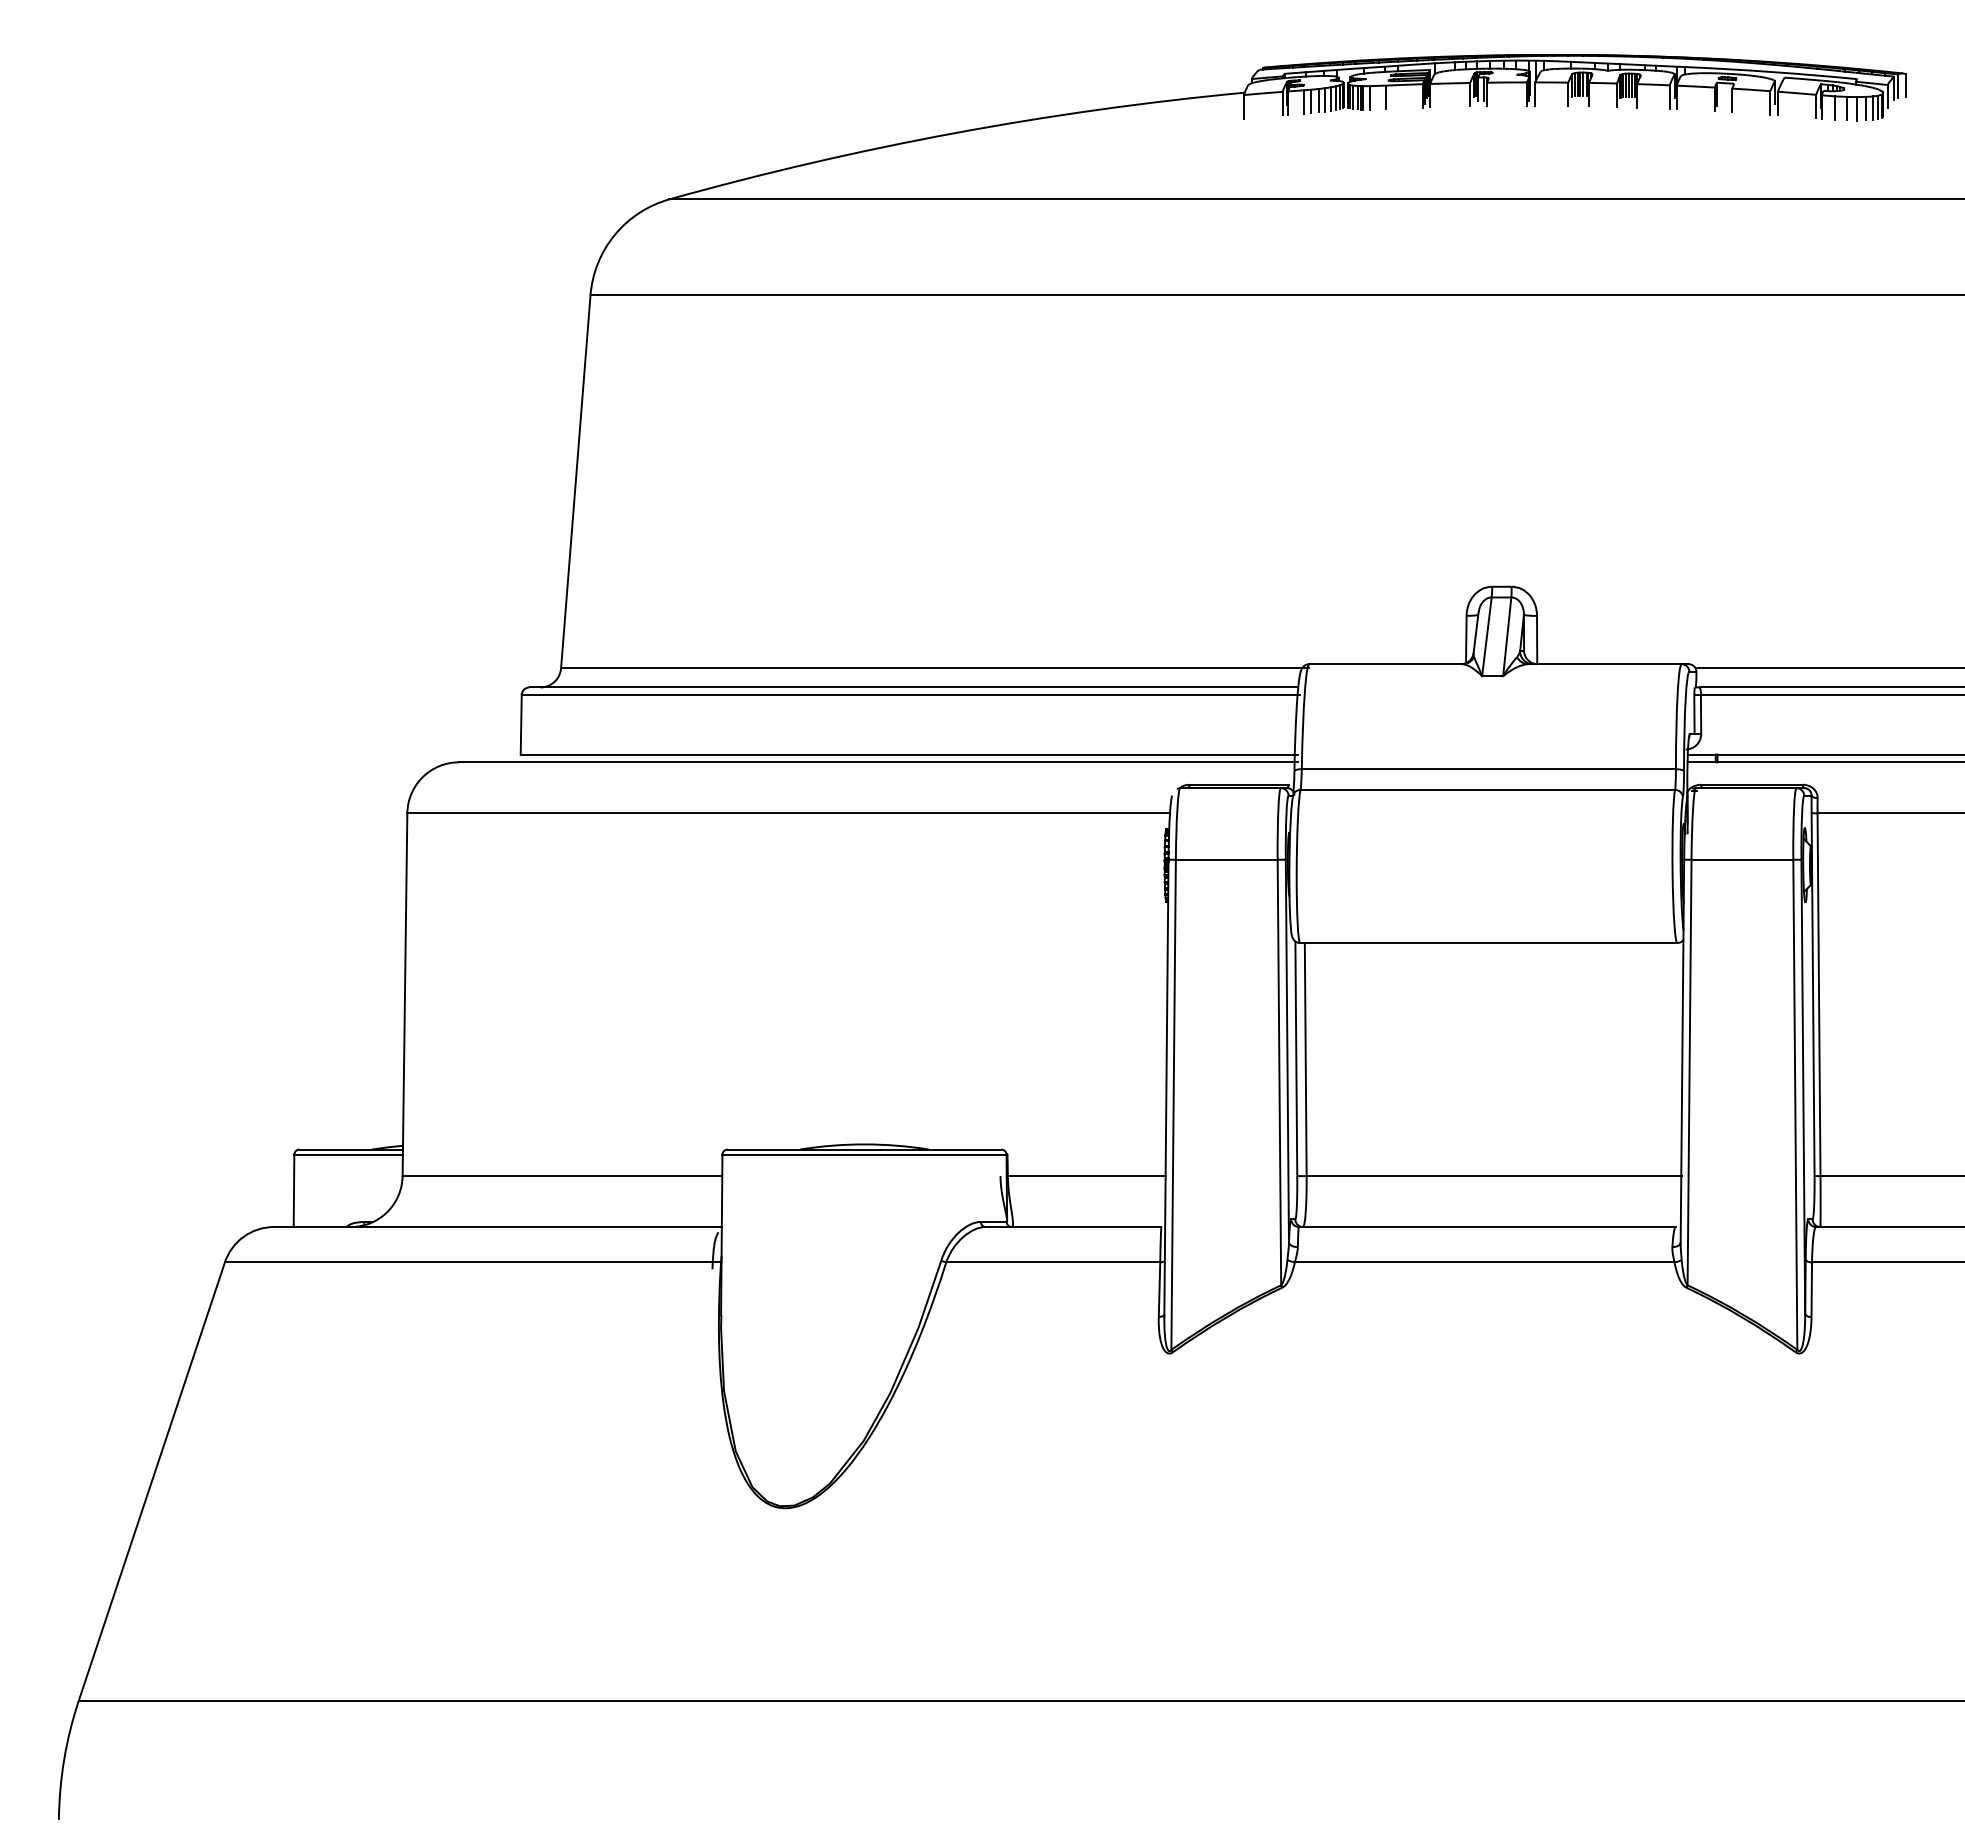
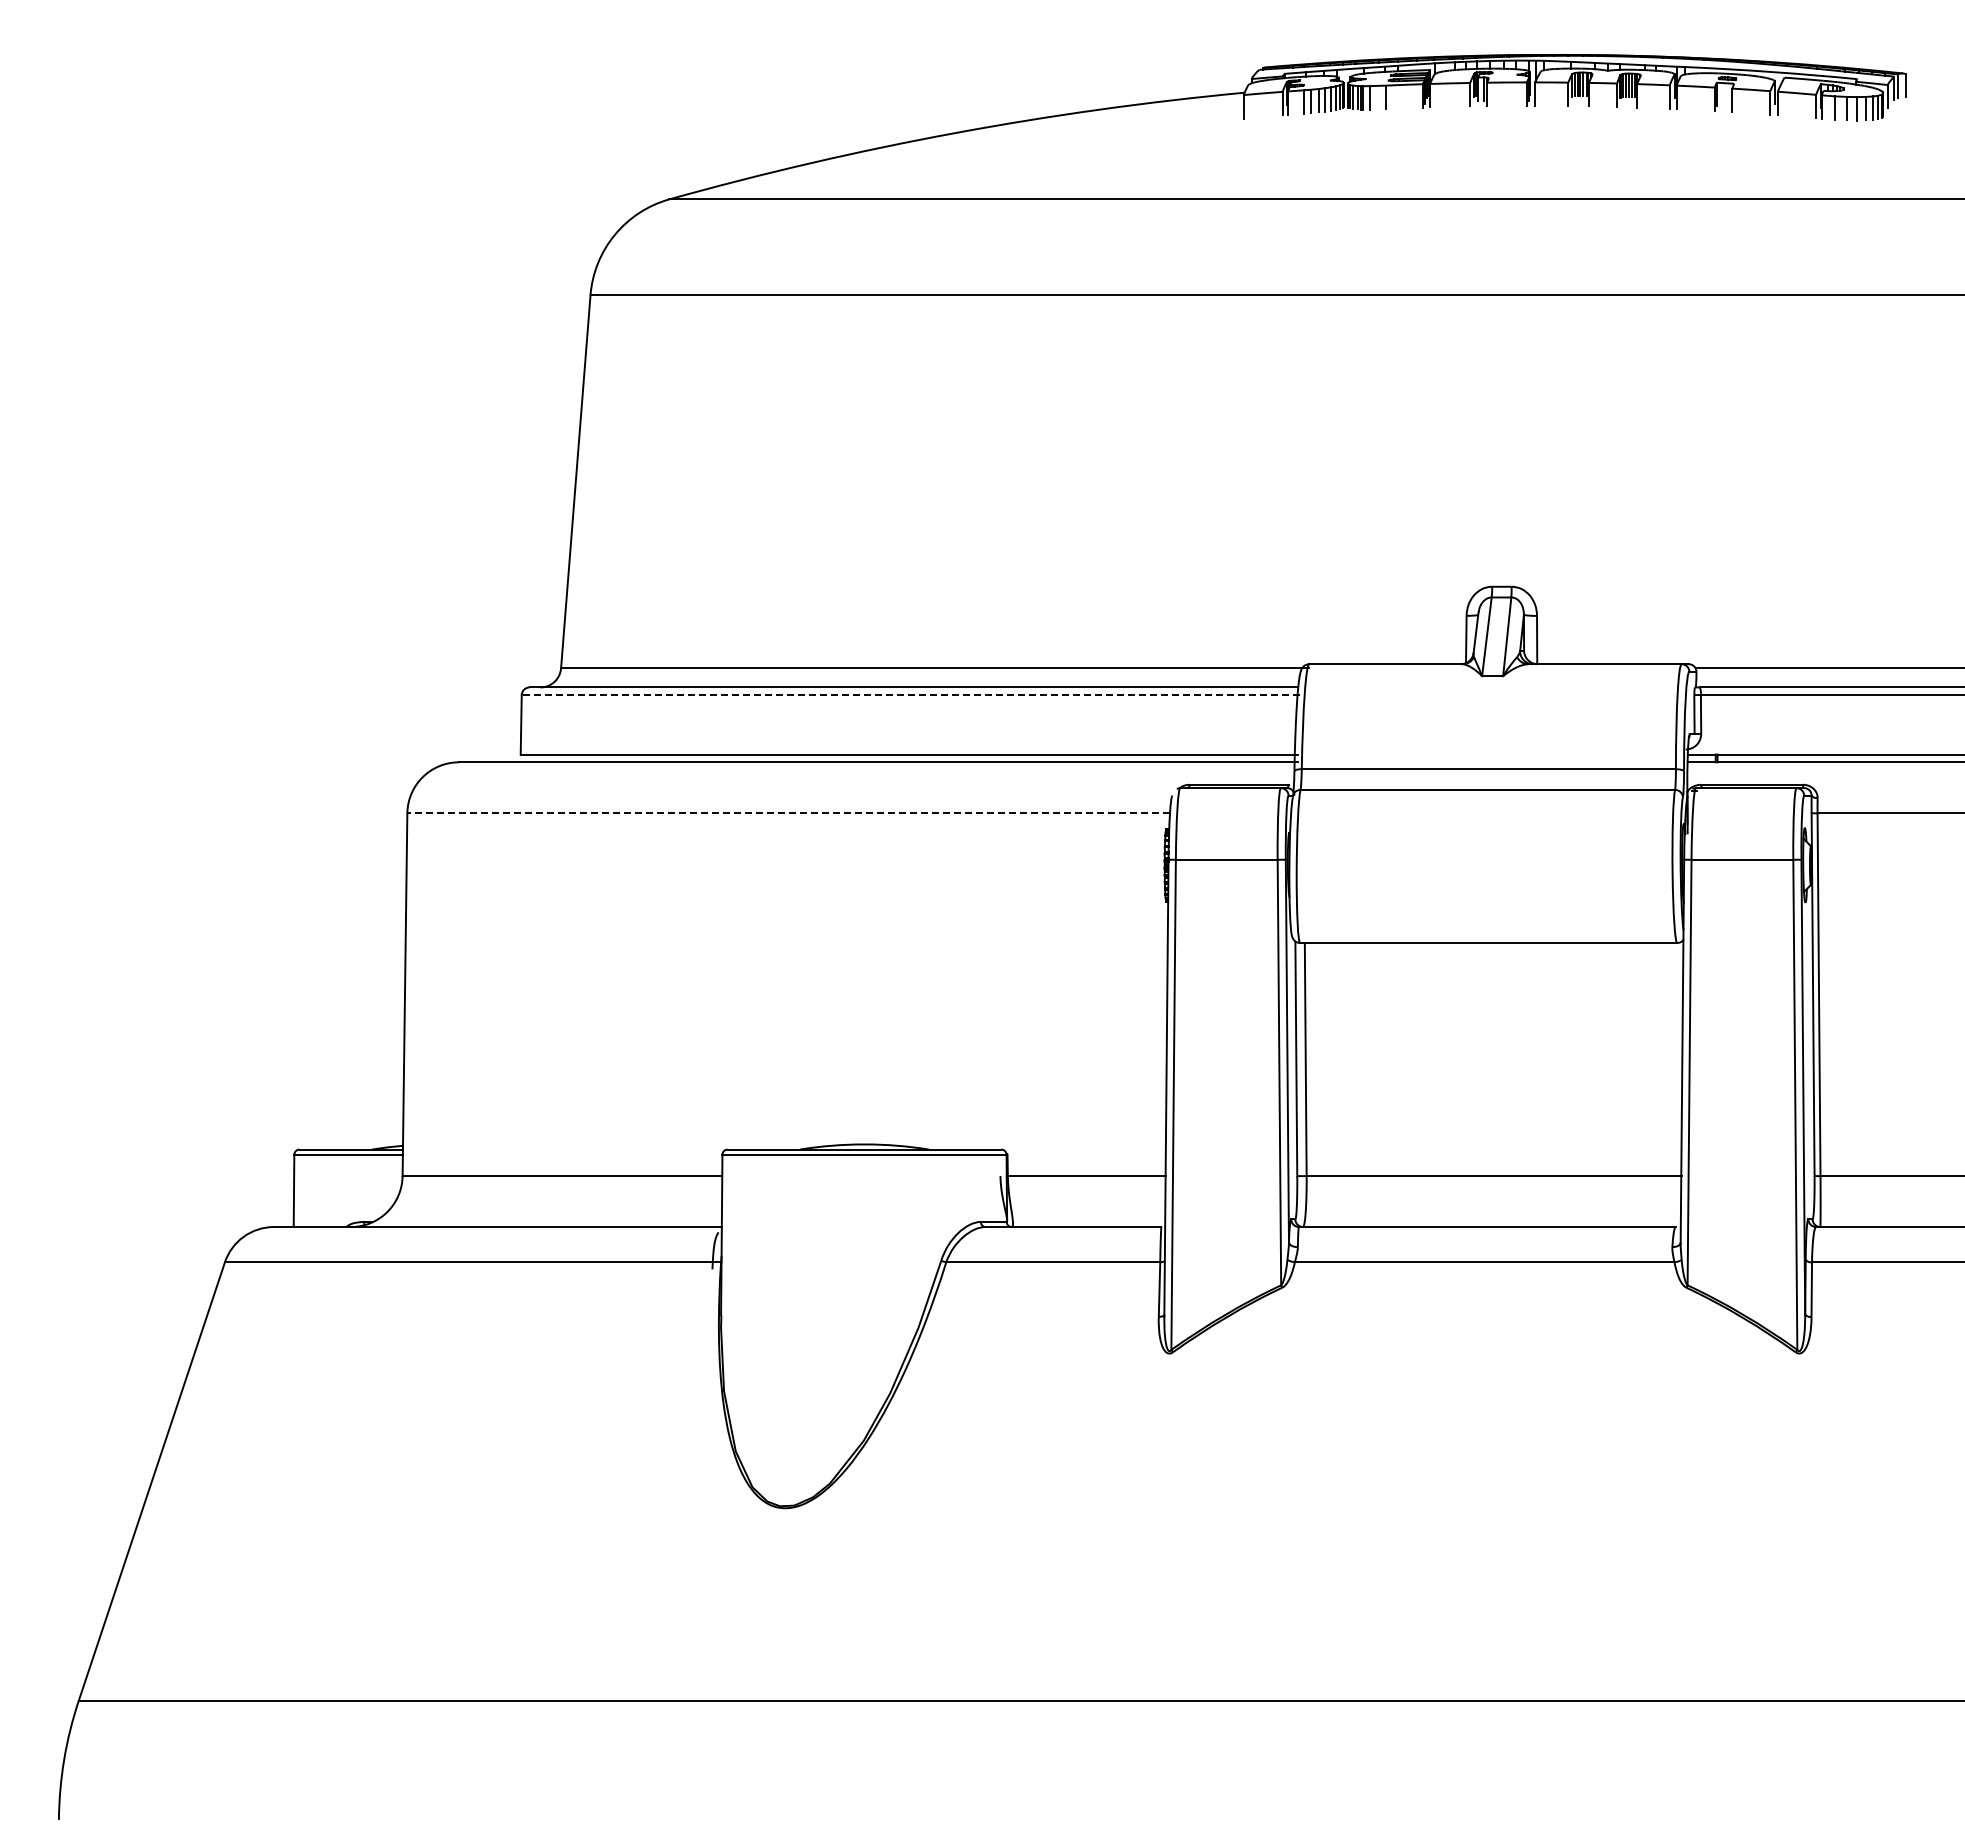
line: solid -> dashed (910, 695)
line: solid -> dashed (788, 813)
